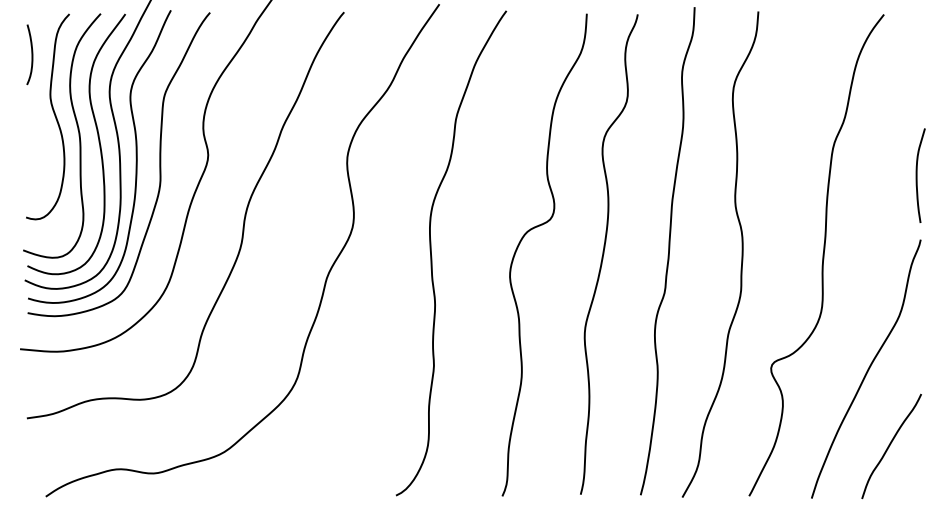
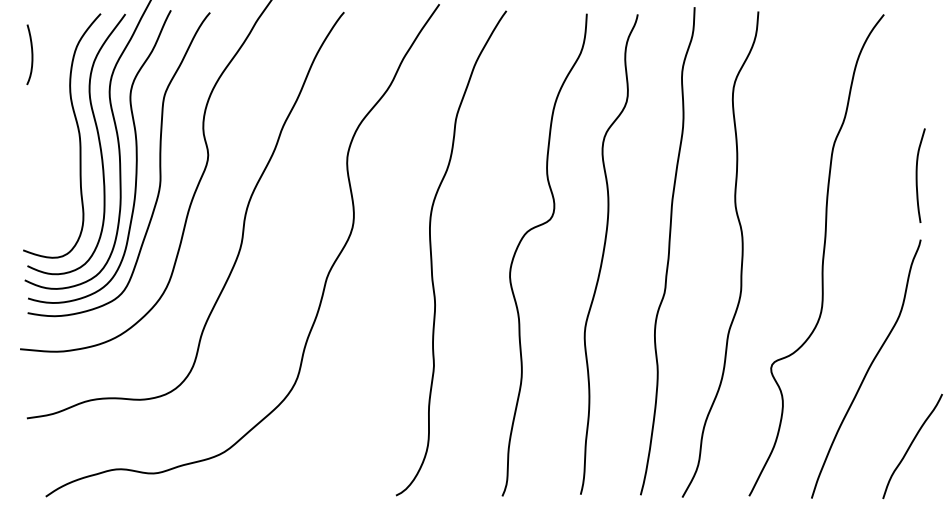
curve: present -> none (53, 113)
curve position: (890, 445) -> (911, 445) (911, 445)
